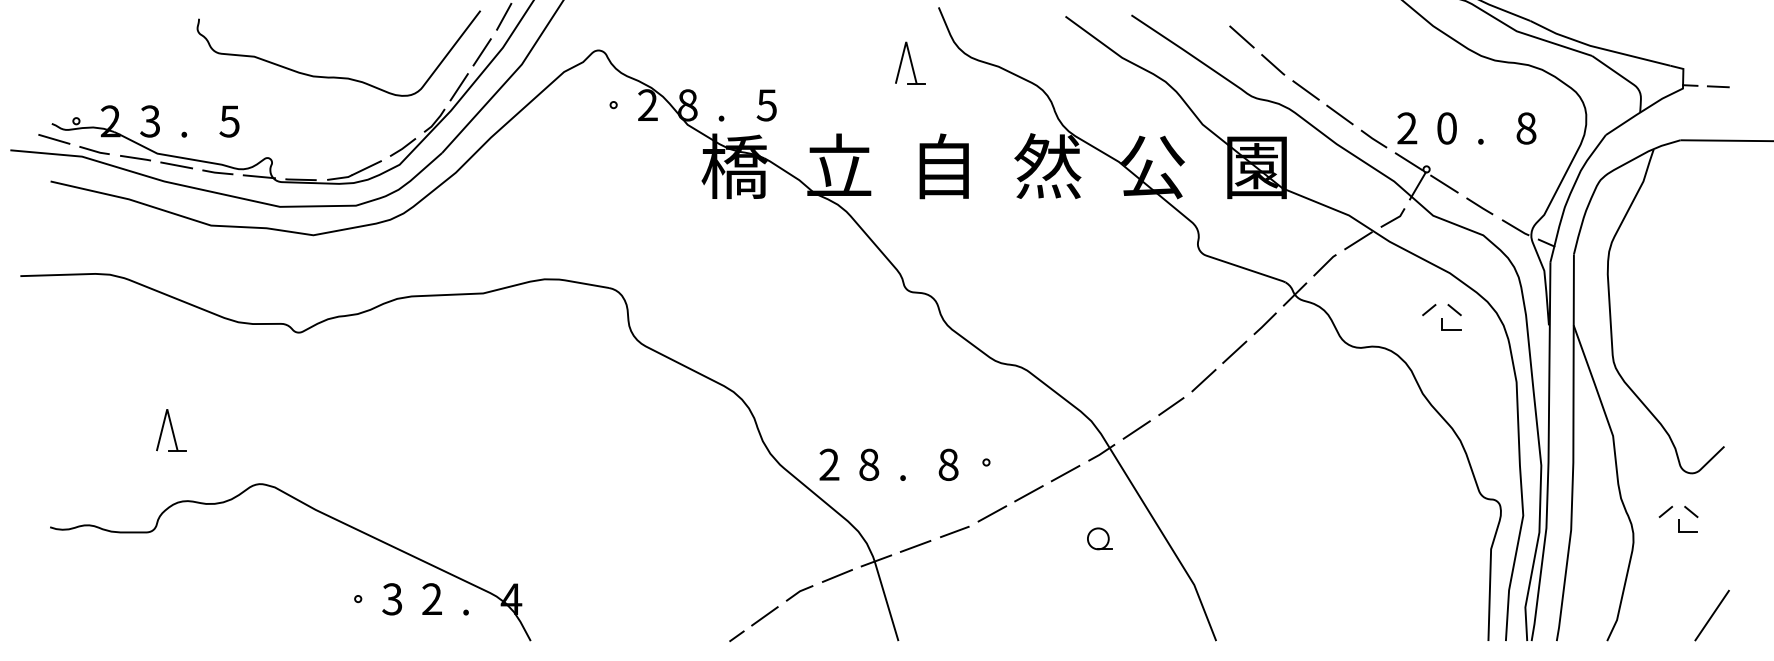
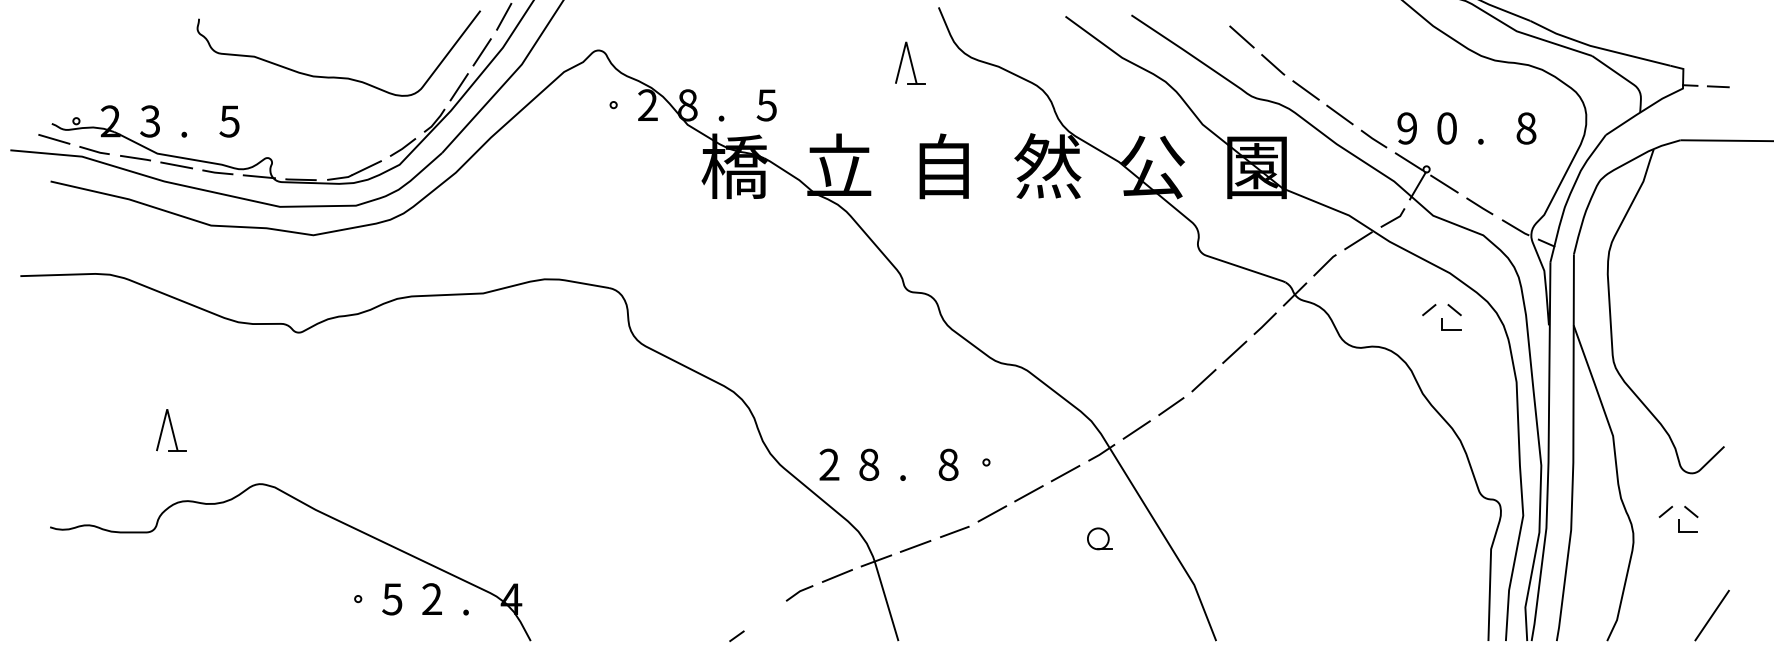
text: 2 -> 9 (1407, 128)
text: 3 -> 5 (392, 598)
line: present -> none (764, 616)
